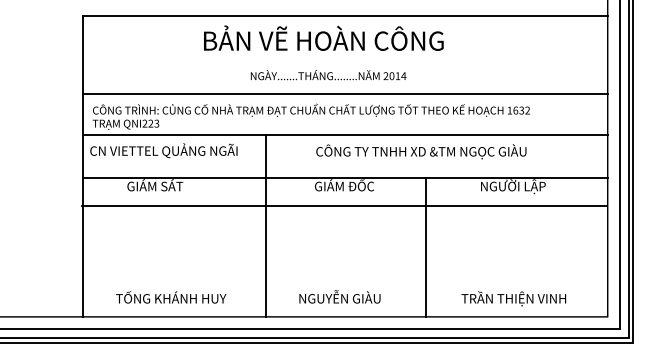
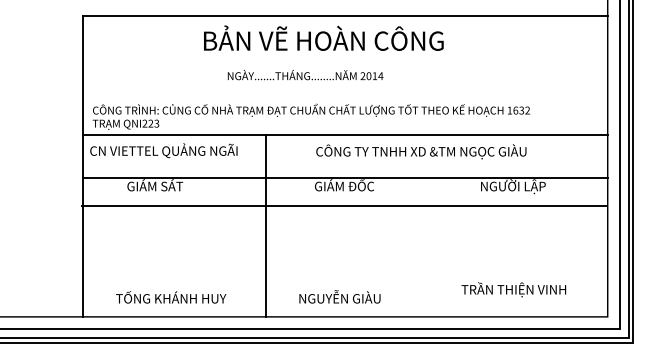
text position: (328, 75) -> (305, 75) (305, 75)
line: present -> none (345, 94)
line: present -> none (426, 246)
text position: (513, 298) -> (513, 289) (513, 289)
